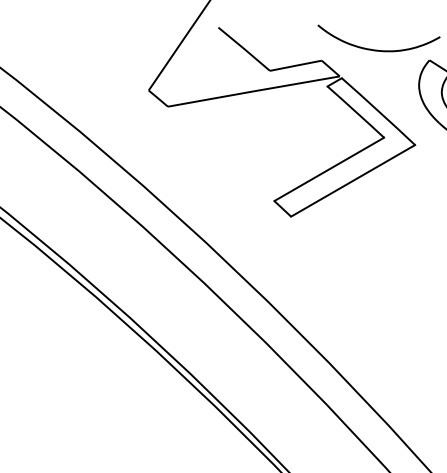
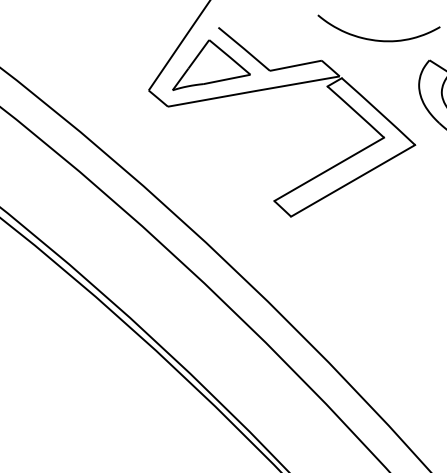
curve position: (378, 49) -> (378, 39) (378, 39)
part: none -> present (211, 64)
